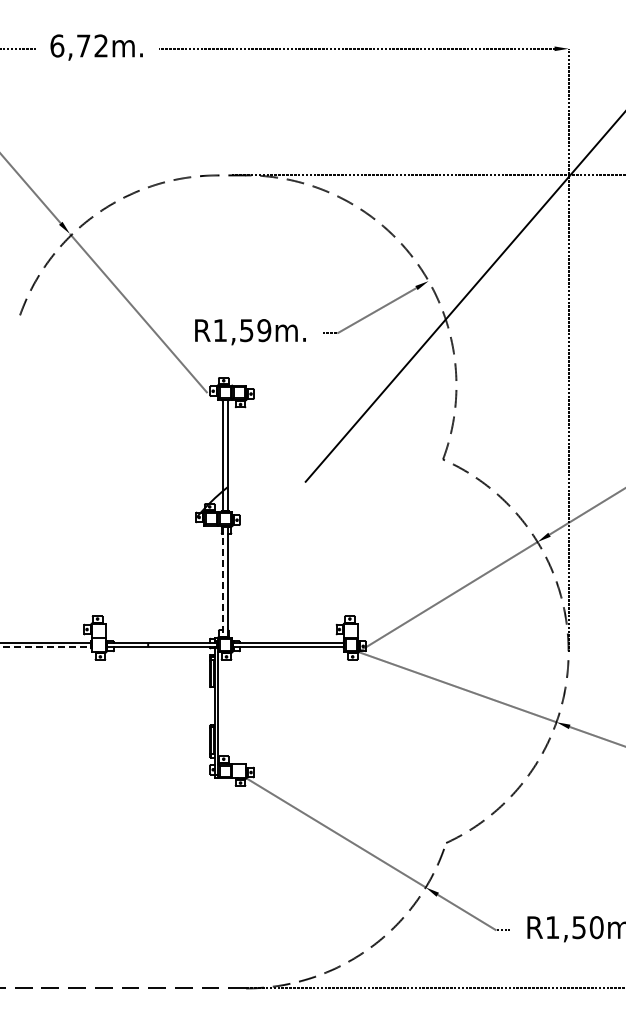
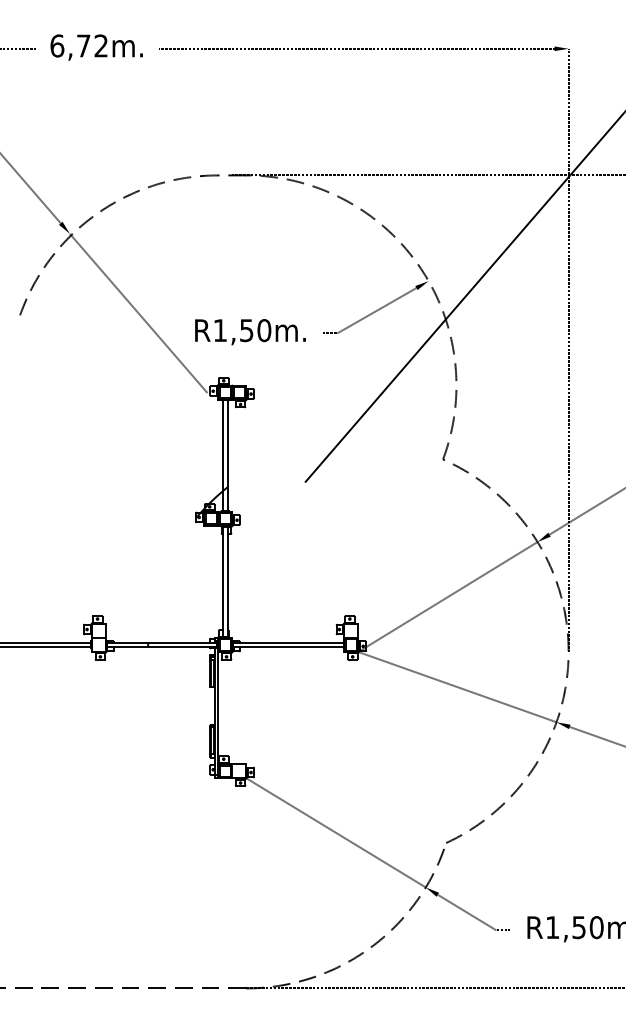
text: R1,59m. -> R1,50m. (264, 330)
line: dashed -> solid (222, 582)
line: dashed -> solid (46, 647)
